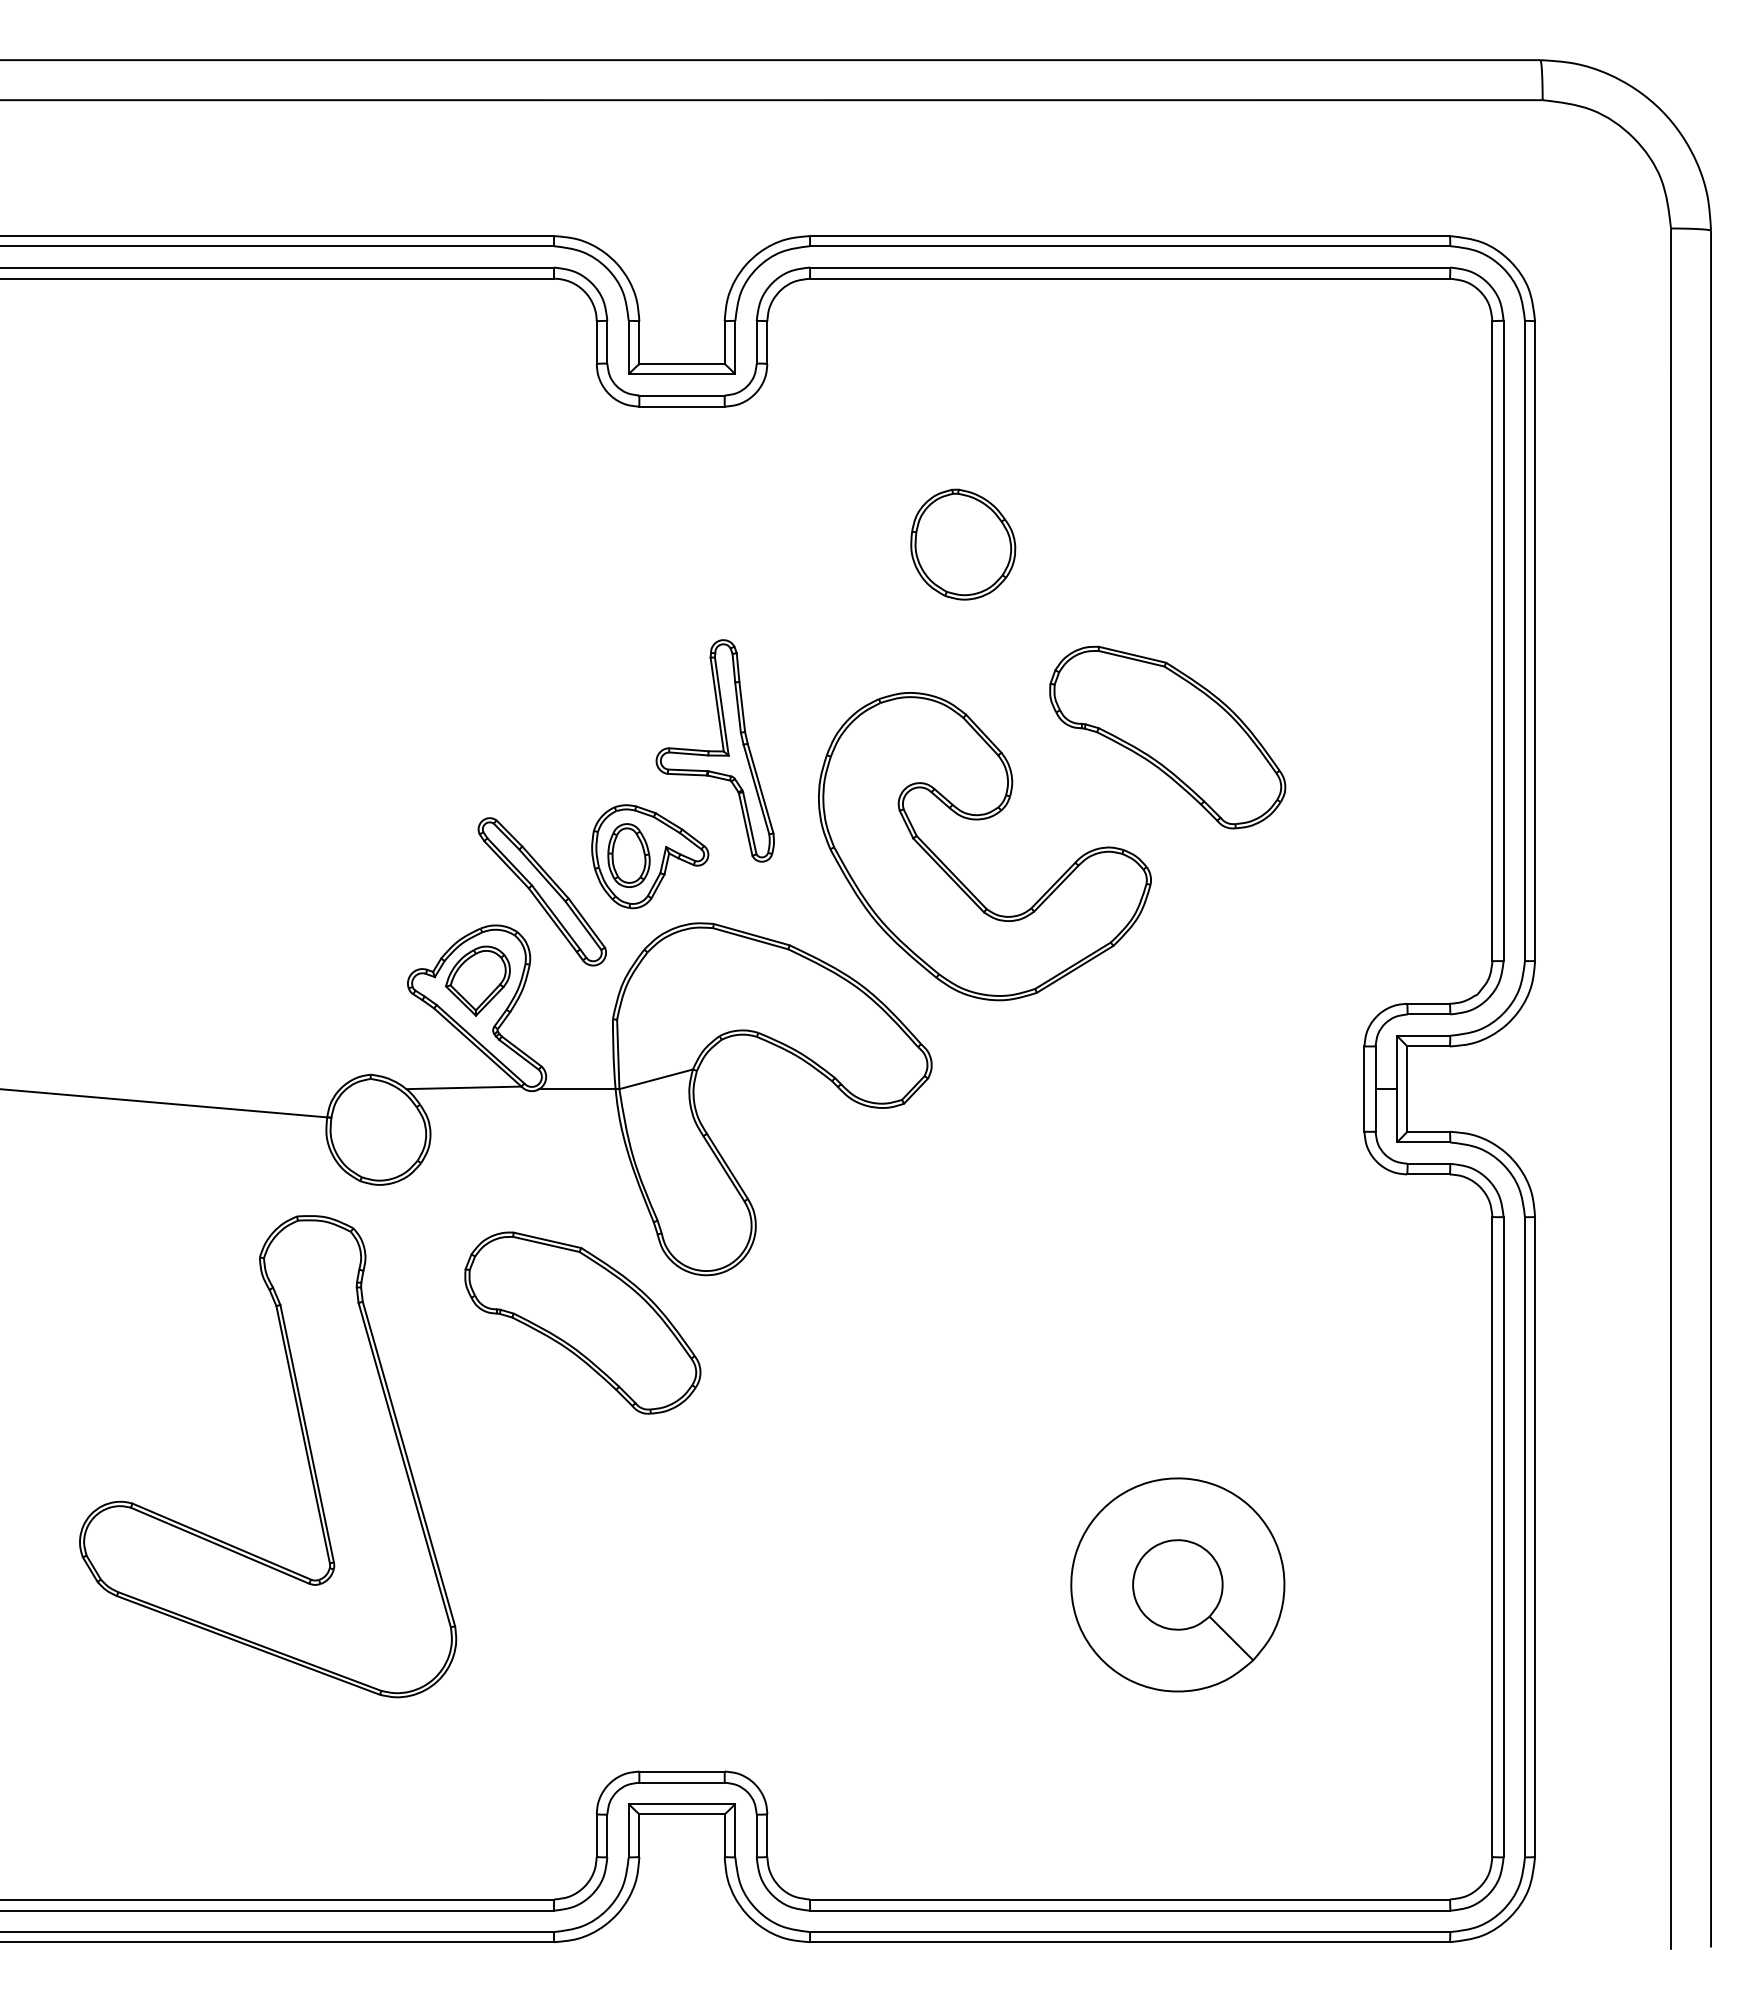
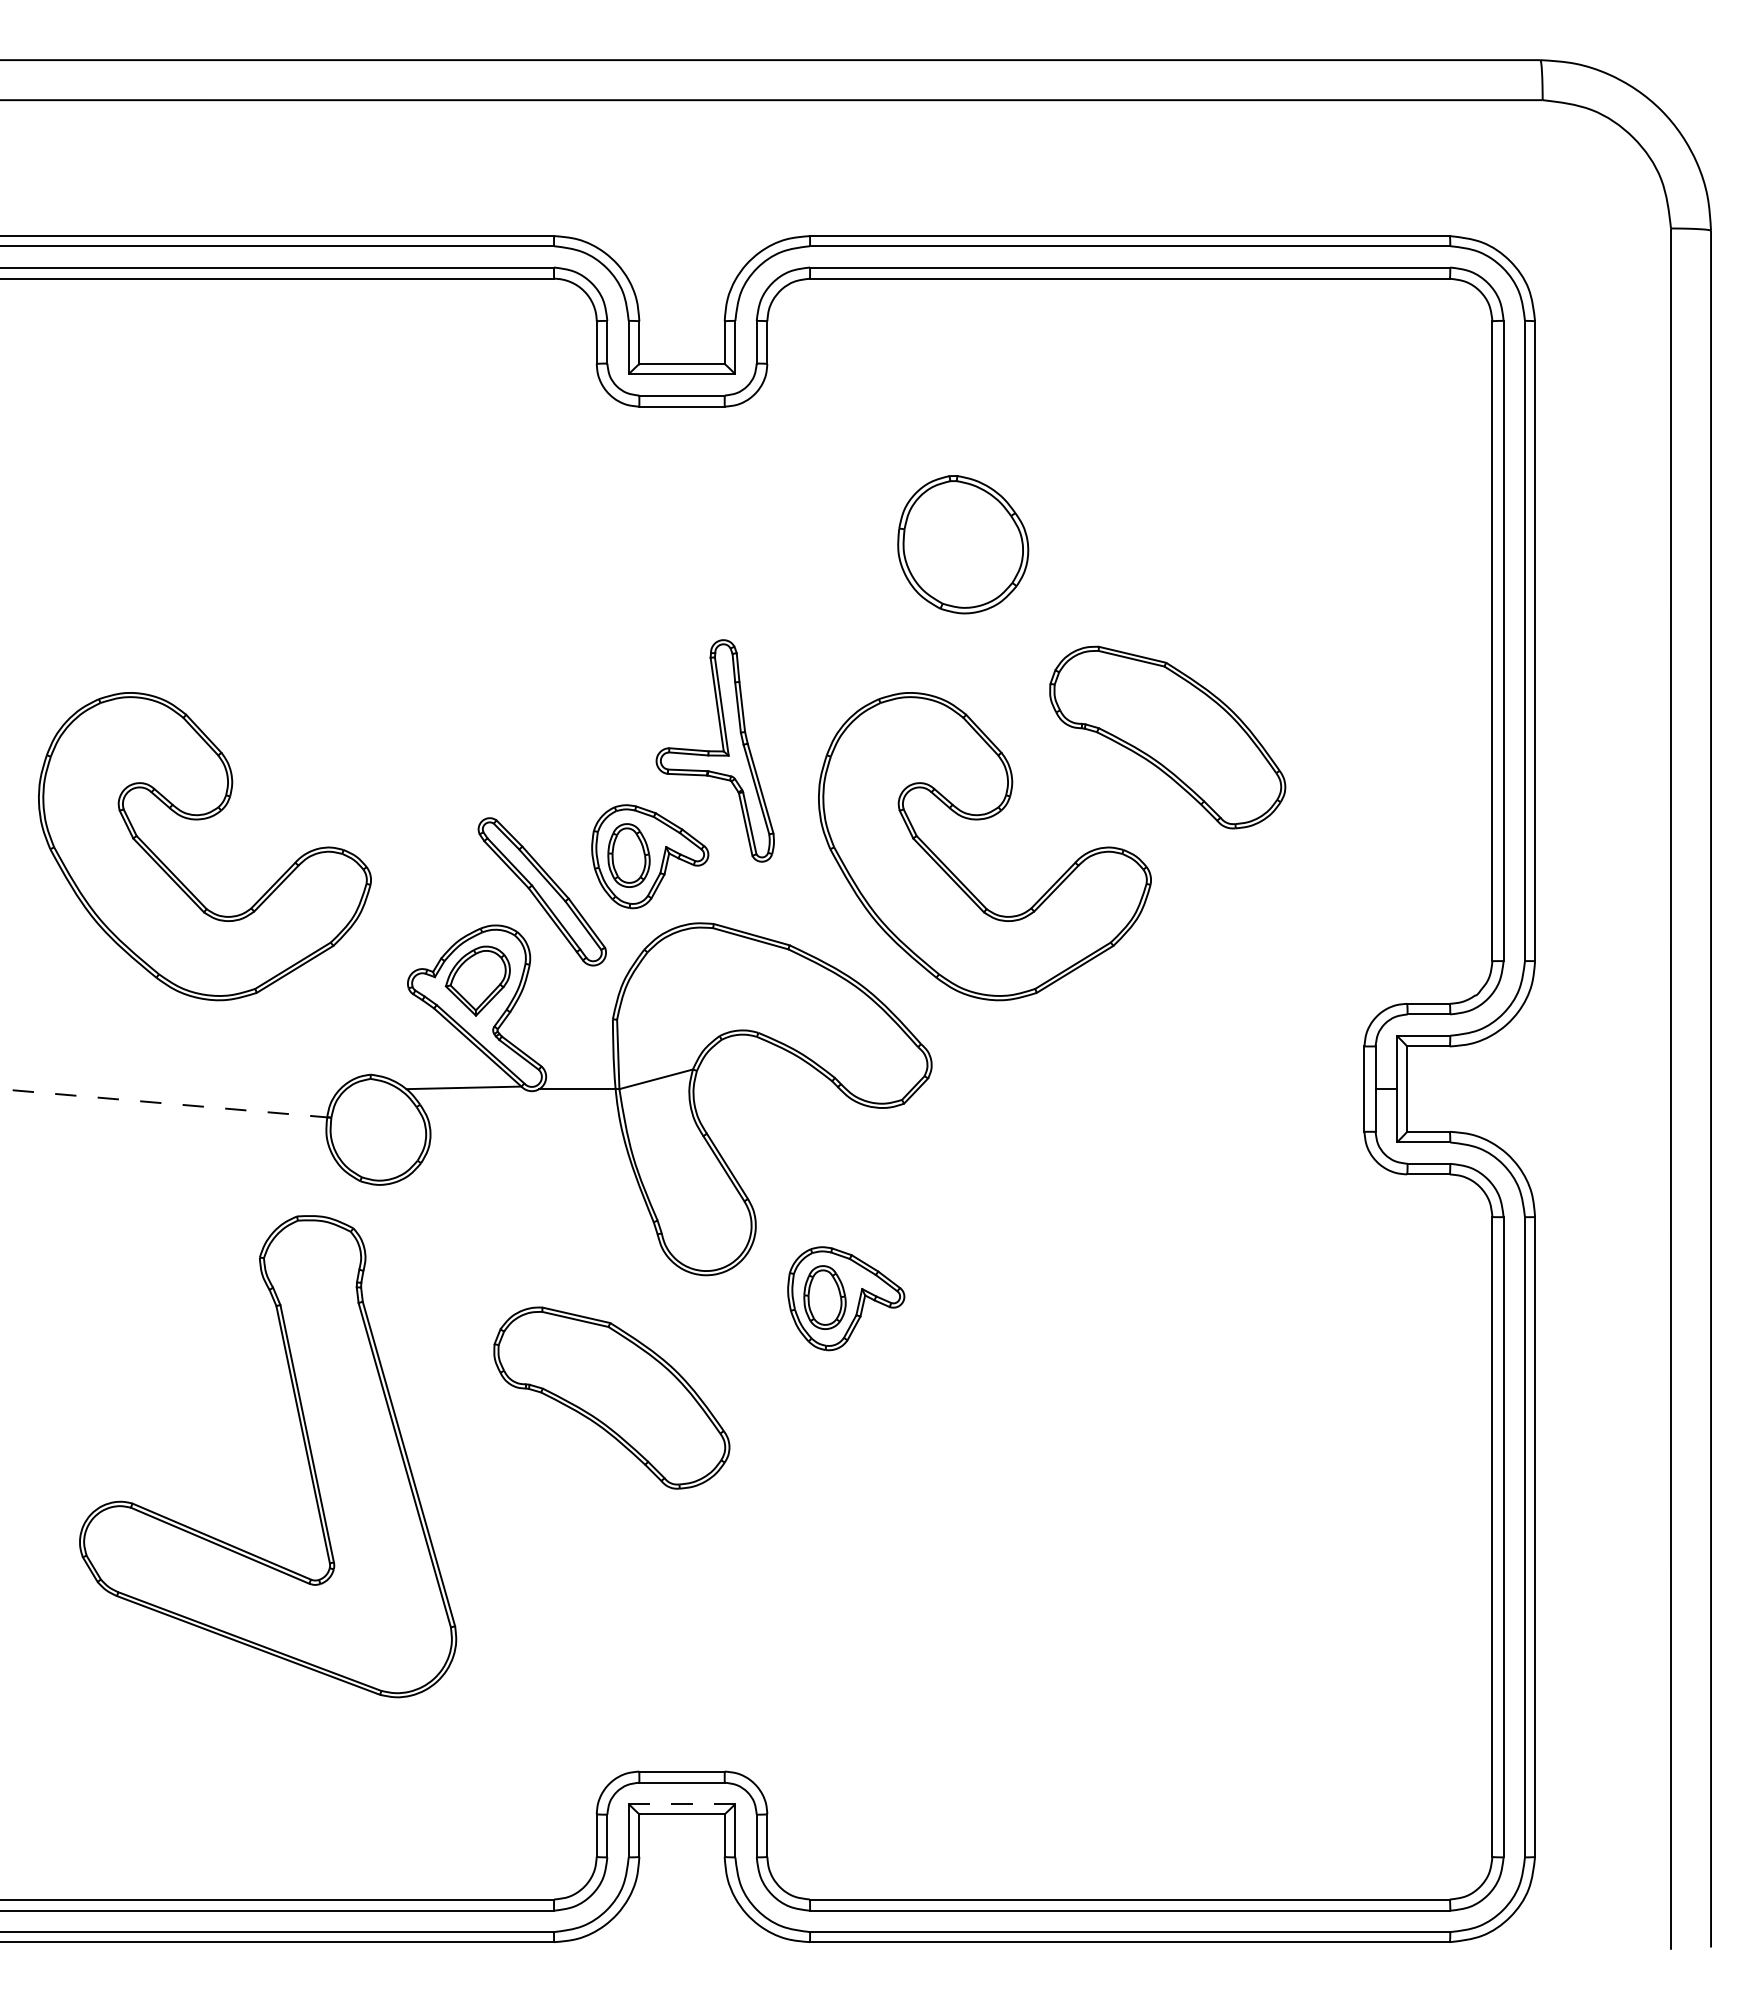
part size: 107x113 px -> 133x140 px (963, 544)
part: none -> present (200, 820)
line: solid -> dashed (165, 1103)
part: none -> present (846, 1298)
part position: (582, 1322) -> (611, 1397) (611, 1397)
part: present -> none (1177, 1584)
line: solid -> dashed (682, 1804)
